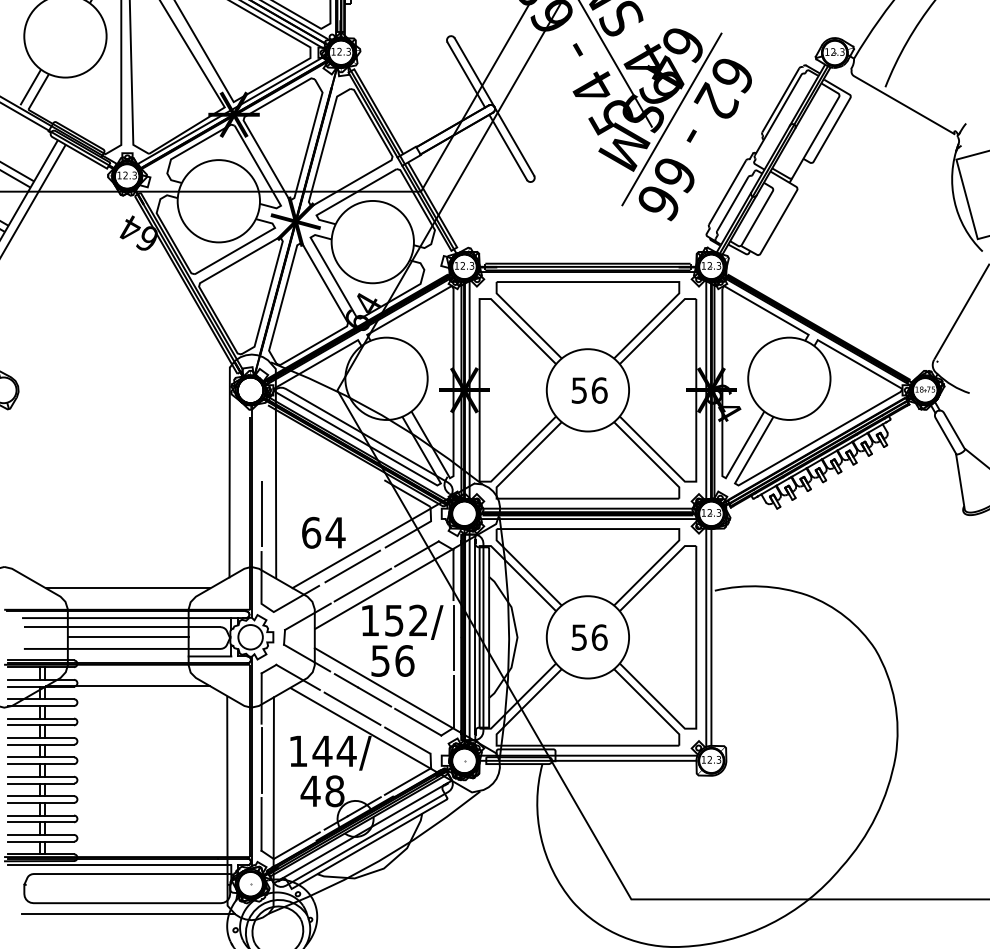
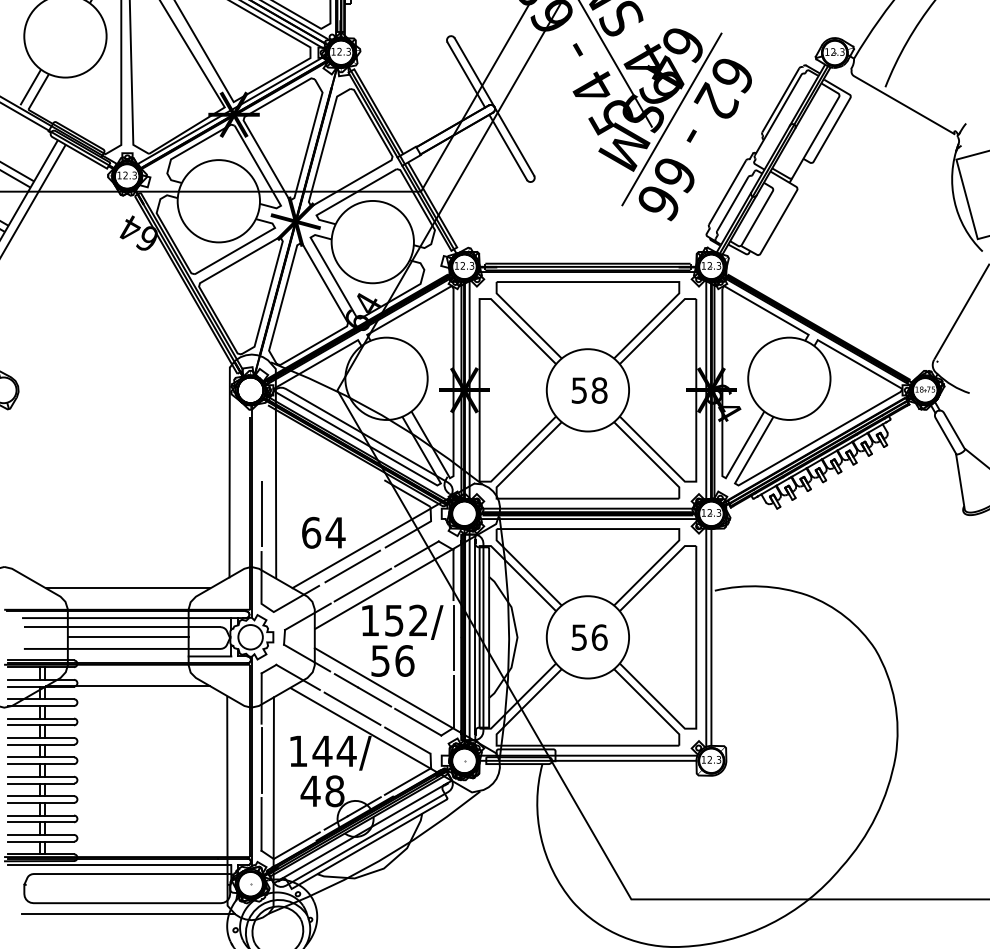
text: 56 -> 58 (599, 390)
